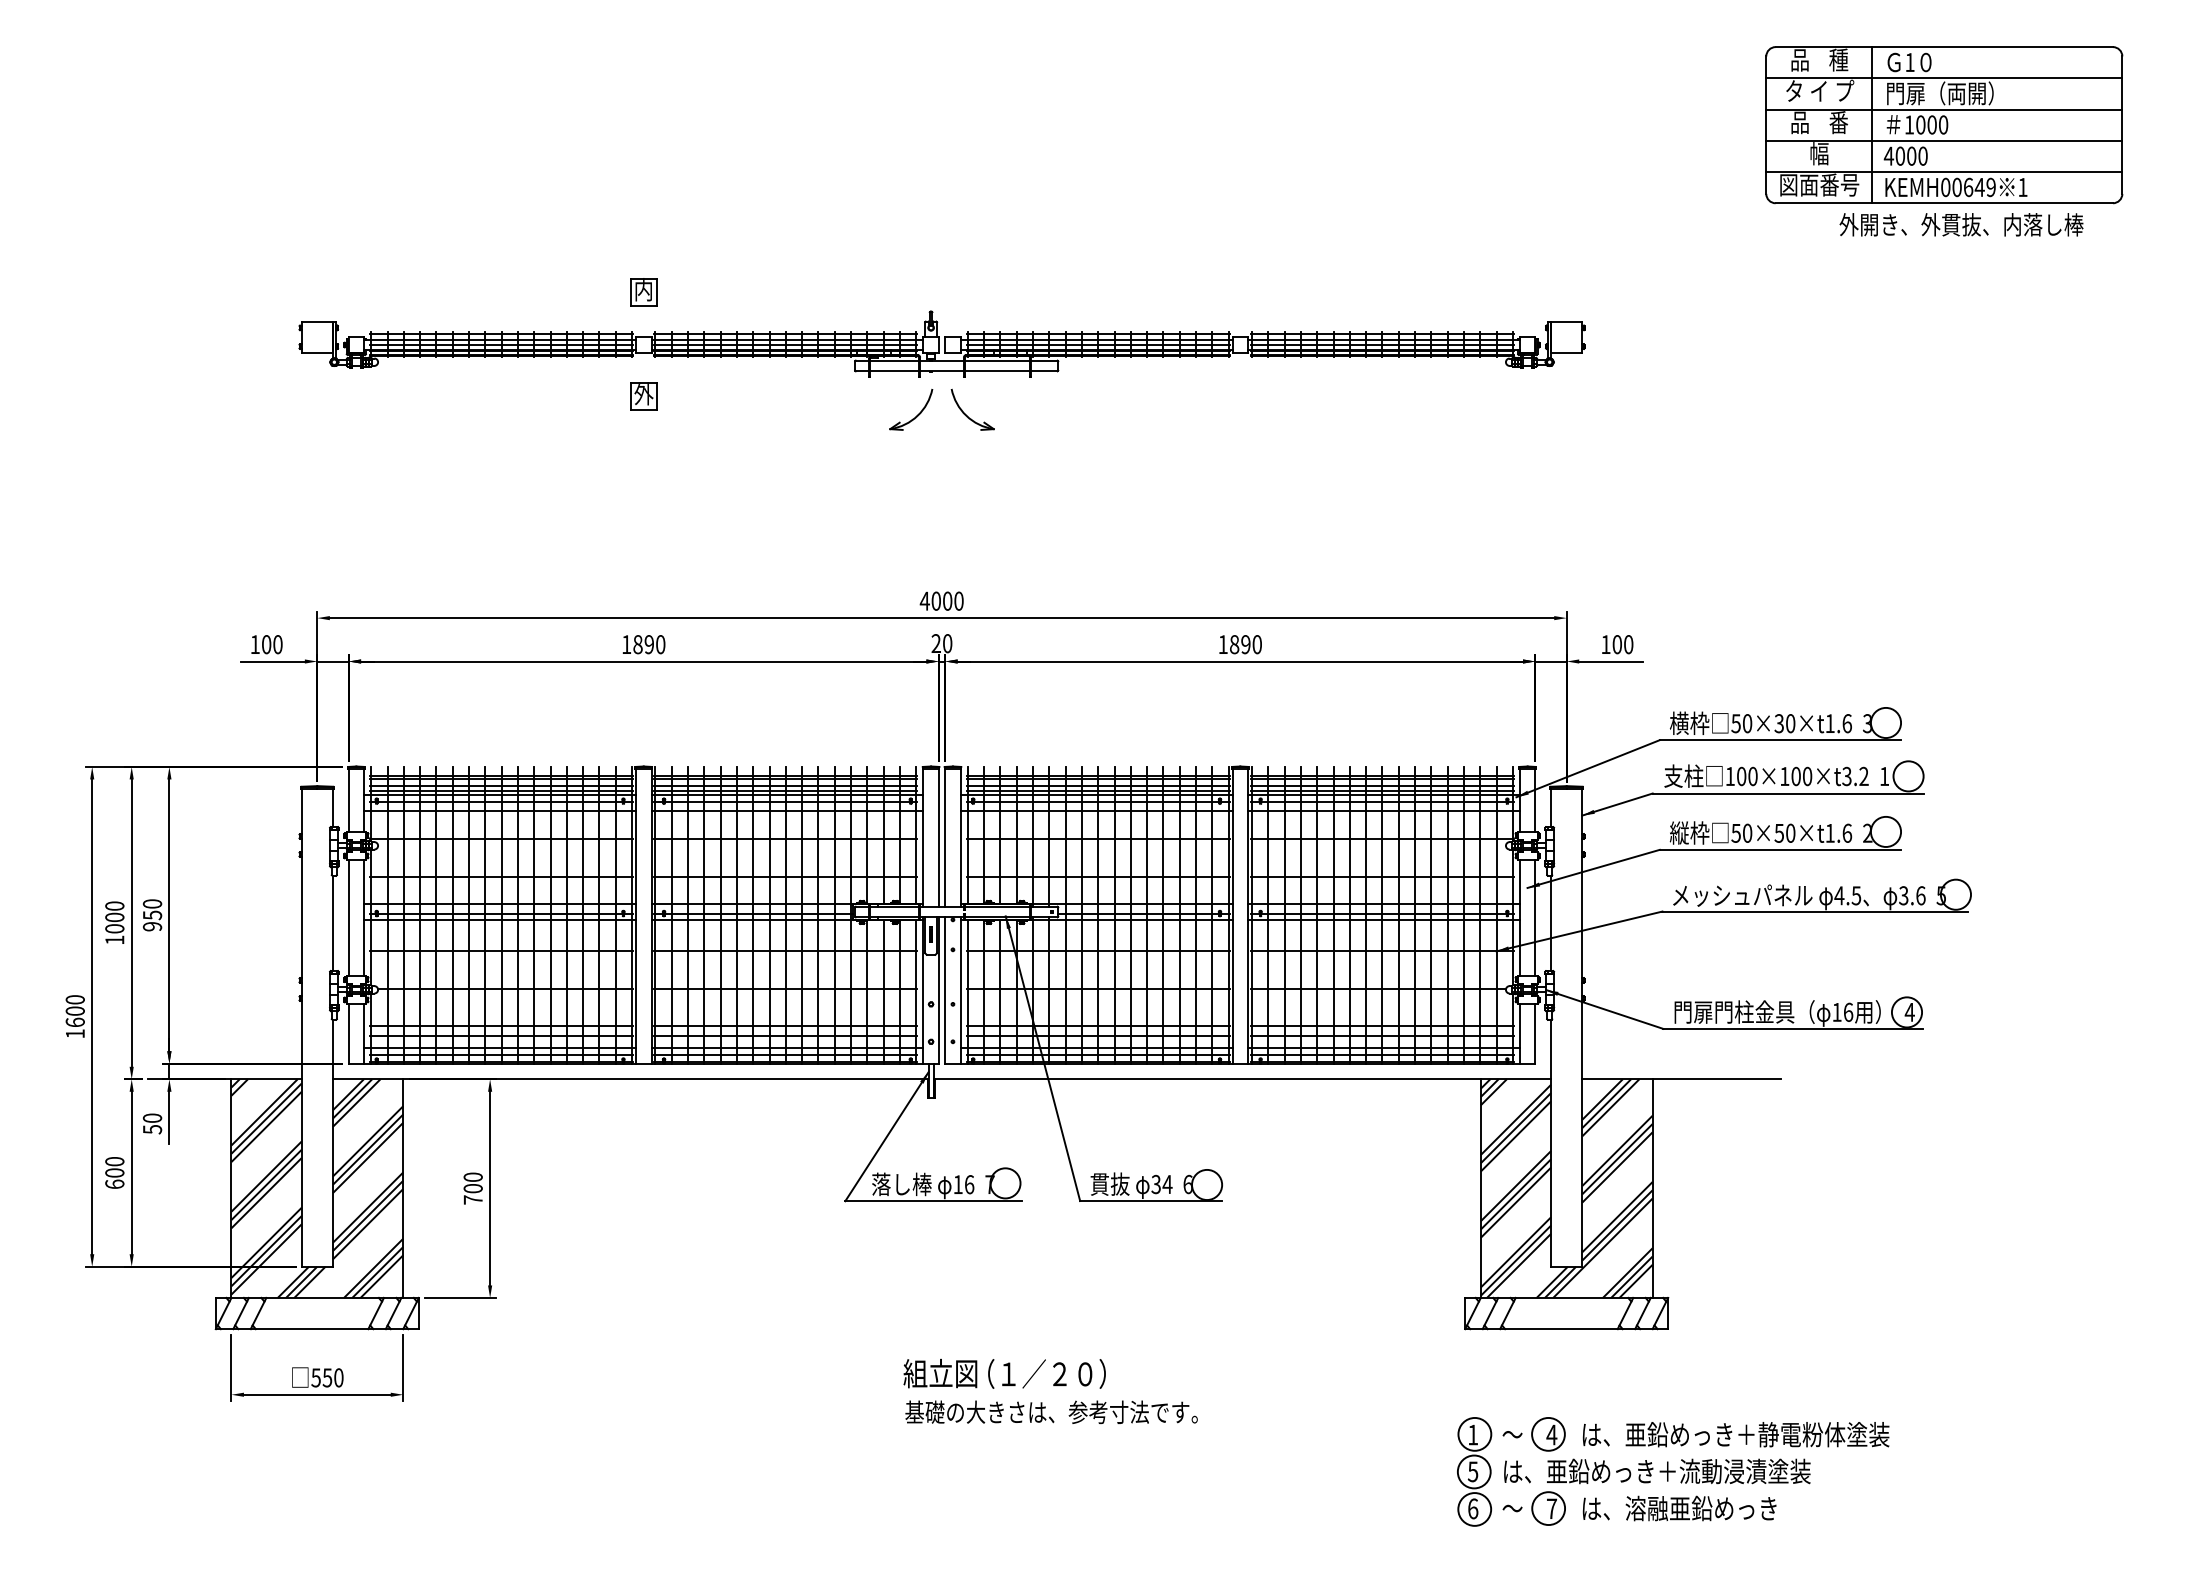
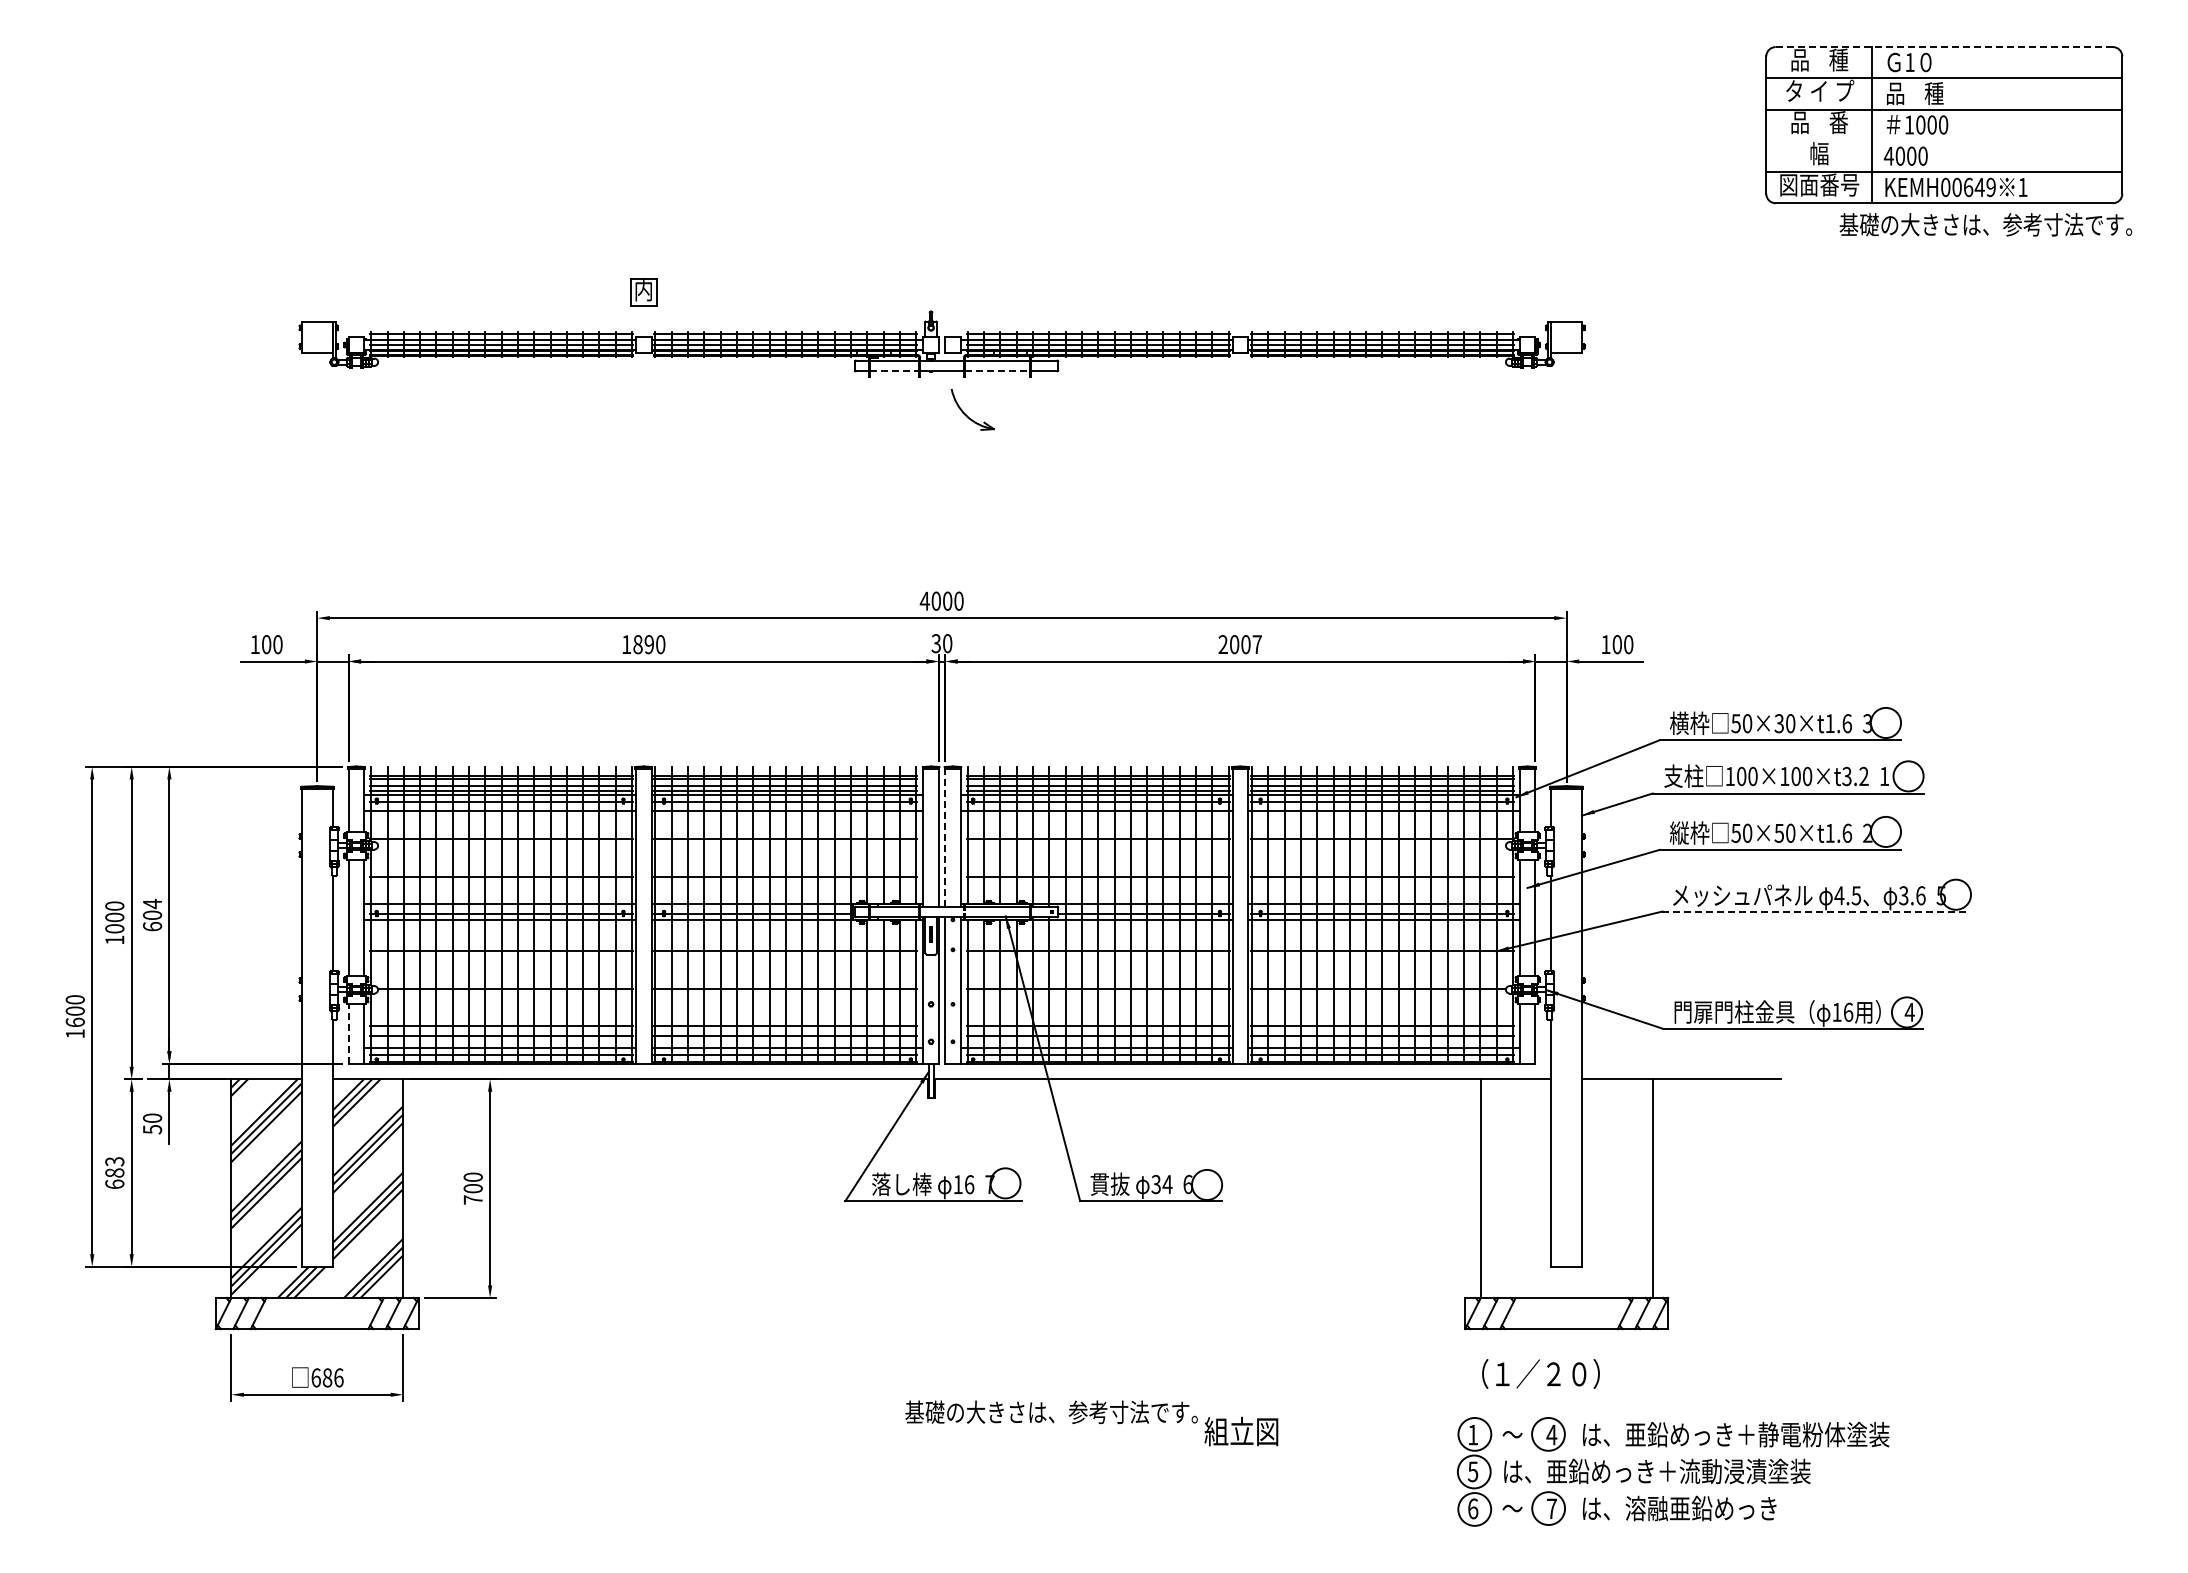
line: solid -> dashed (1944, 47)
text: 門扉（両開） -> 品    種 (1940, 93)
line: present -> none (1944, 140)
text: 外開き、外貫抜、内落し棒 -> 基礎の大きさは、参考寸法です。 (1985, 224)
line: solid -> dashed (895, 371)
line: solid -> dashed (998, 371)
part: present -> none (643, 396)
part: present -> none (917, 414)
text: 20 -> 30 (935, 643)
text: 1890 -> 2007 (1239, 644)
line: solid -> dashed (945, 837)
line: solid -> dashed (1815, 911)
text: 950 -> 604 (152, 915)
line: solid -> dashed (348, 1033)
text: 600 -> 683 (114, 1167)
hatch: present -> none (1566, 1188)
text position: (940, 1373) -> (1241, 1431) (1241, 1431)
text position: (1046, 1373) -> (1540, 1373) (1540, 1373)
text: 550 -> 686 (327, 1377)
